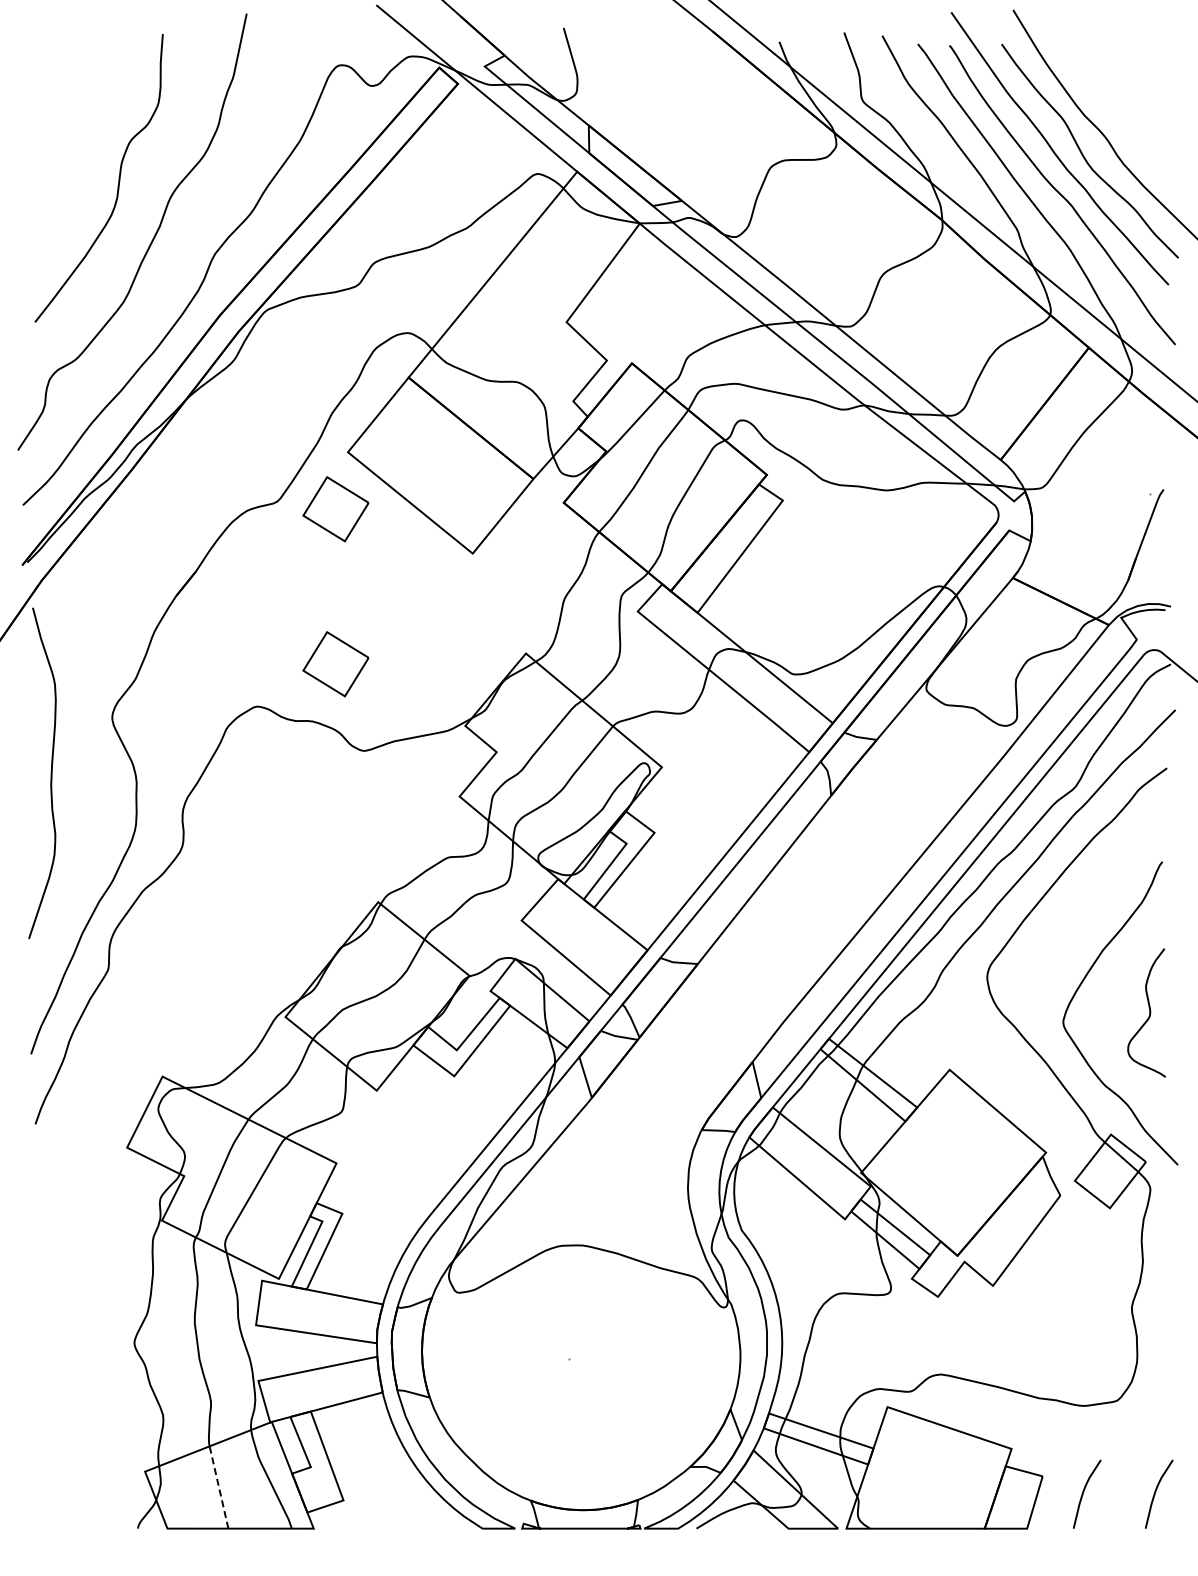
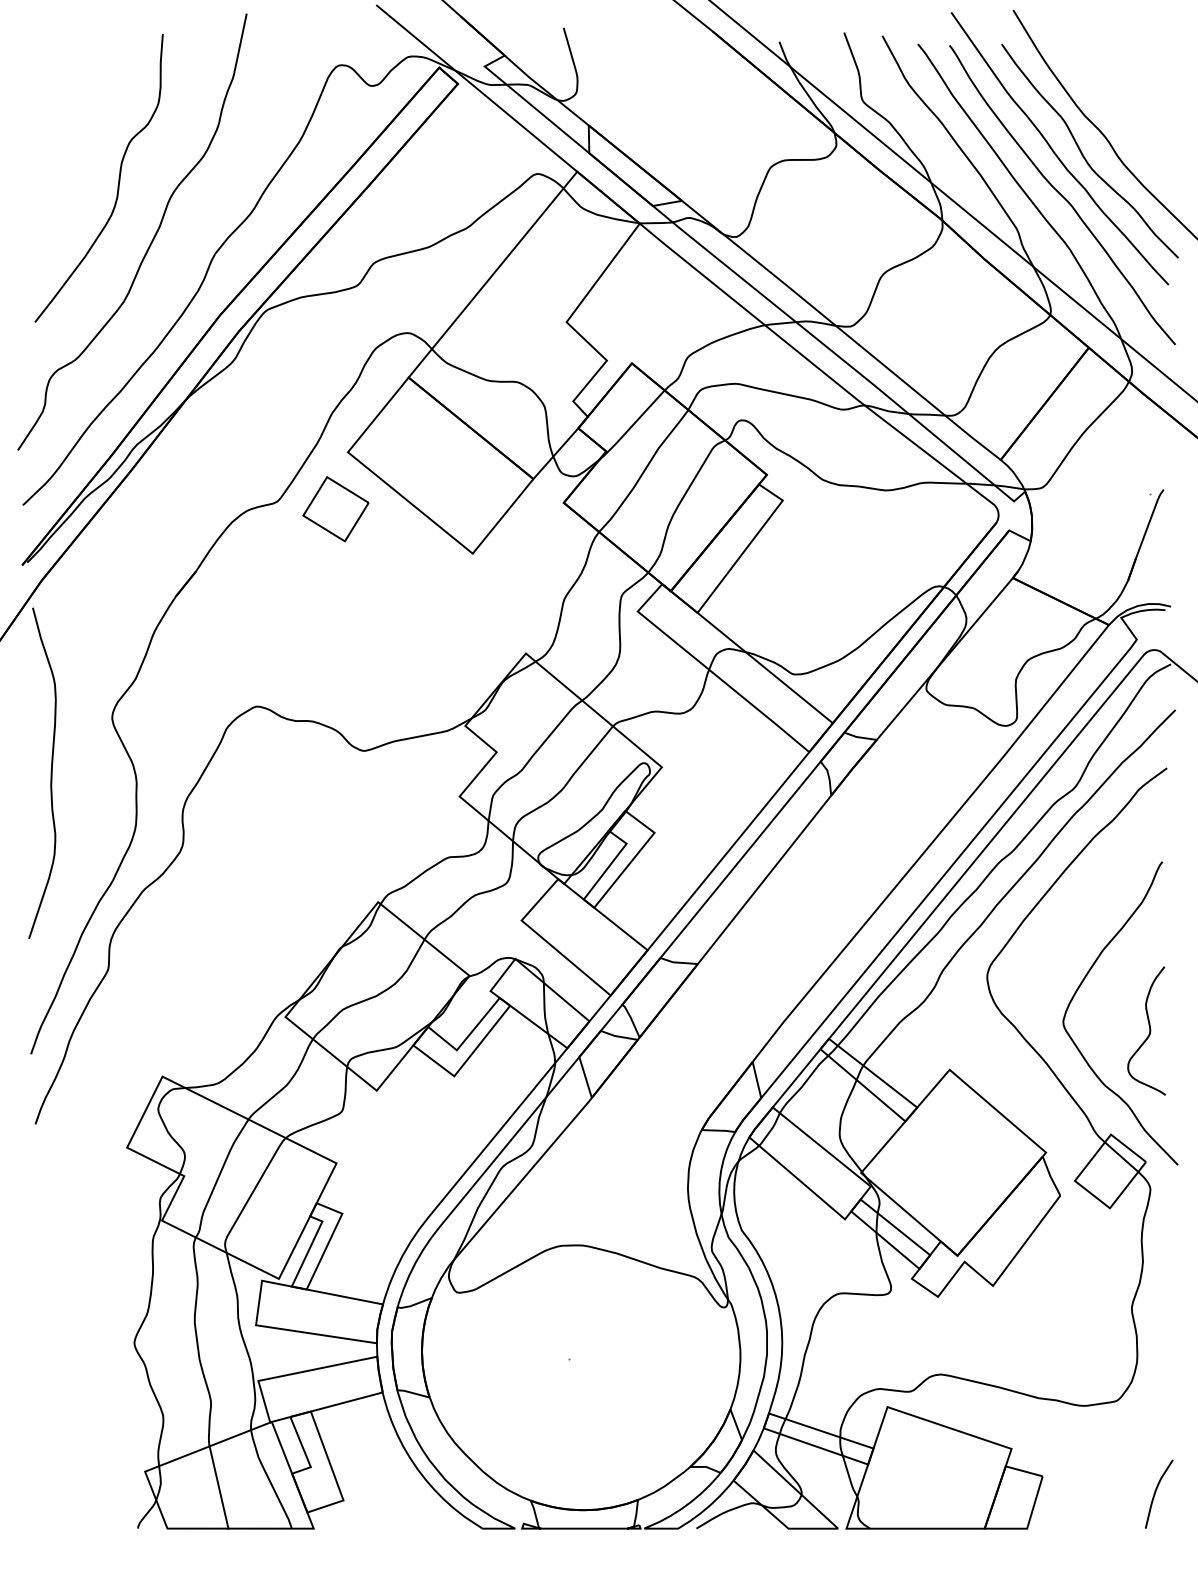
part: present -> none (335, 664)
curve position: (1149, 1012) -> (1149, 1030) (1149, 1030)
line: dashed -> solid (218, 1486)
curve: present -> none (1084, 1492)
